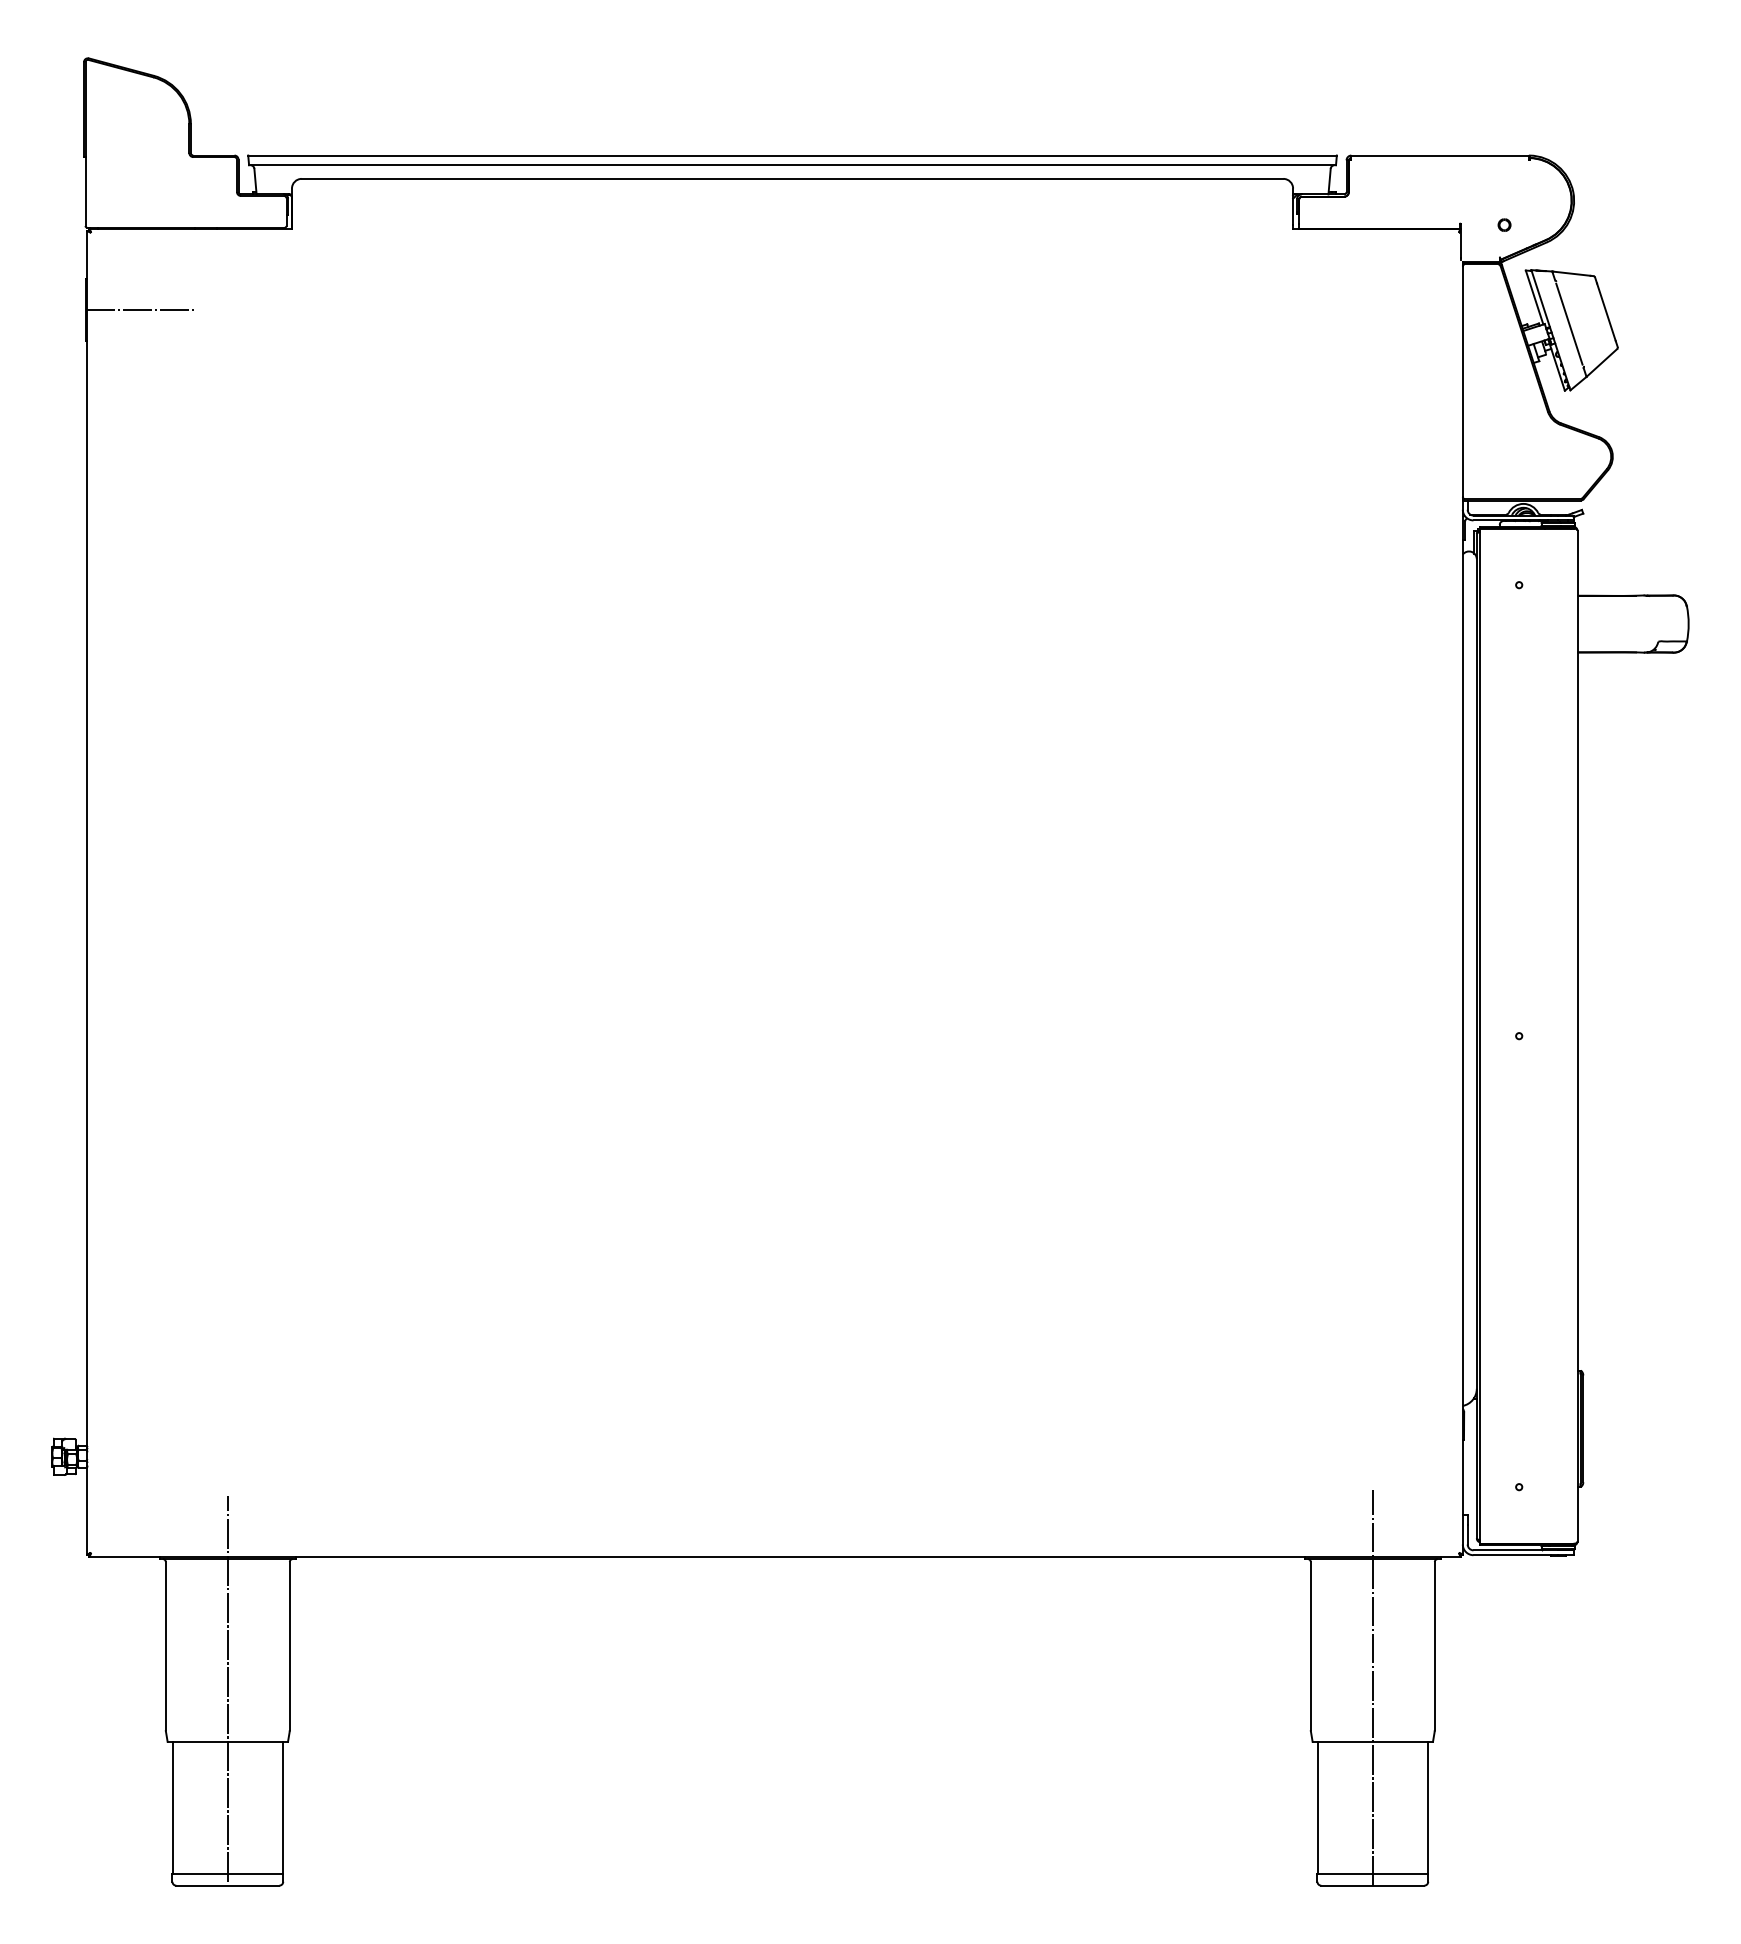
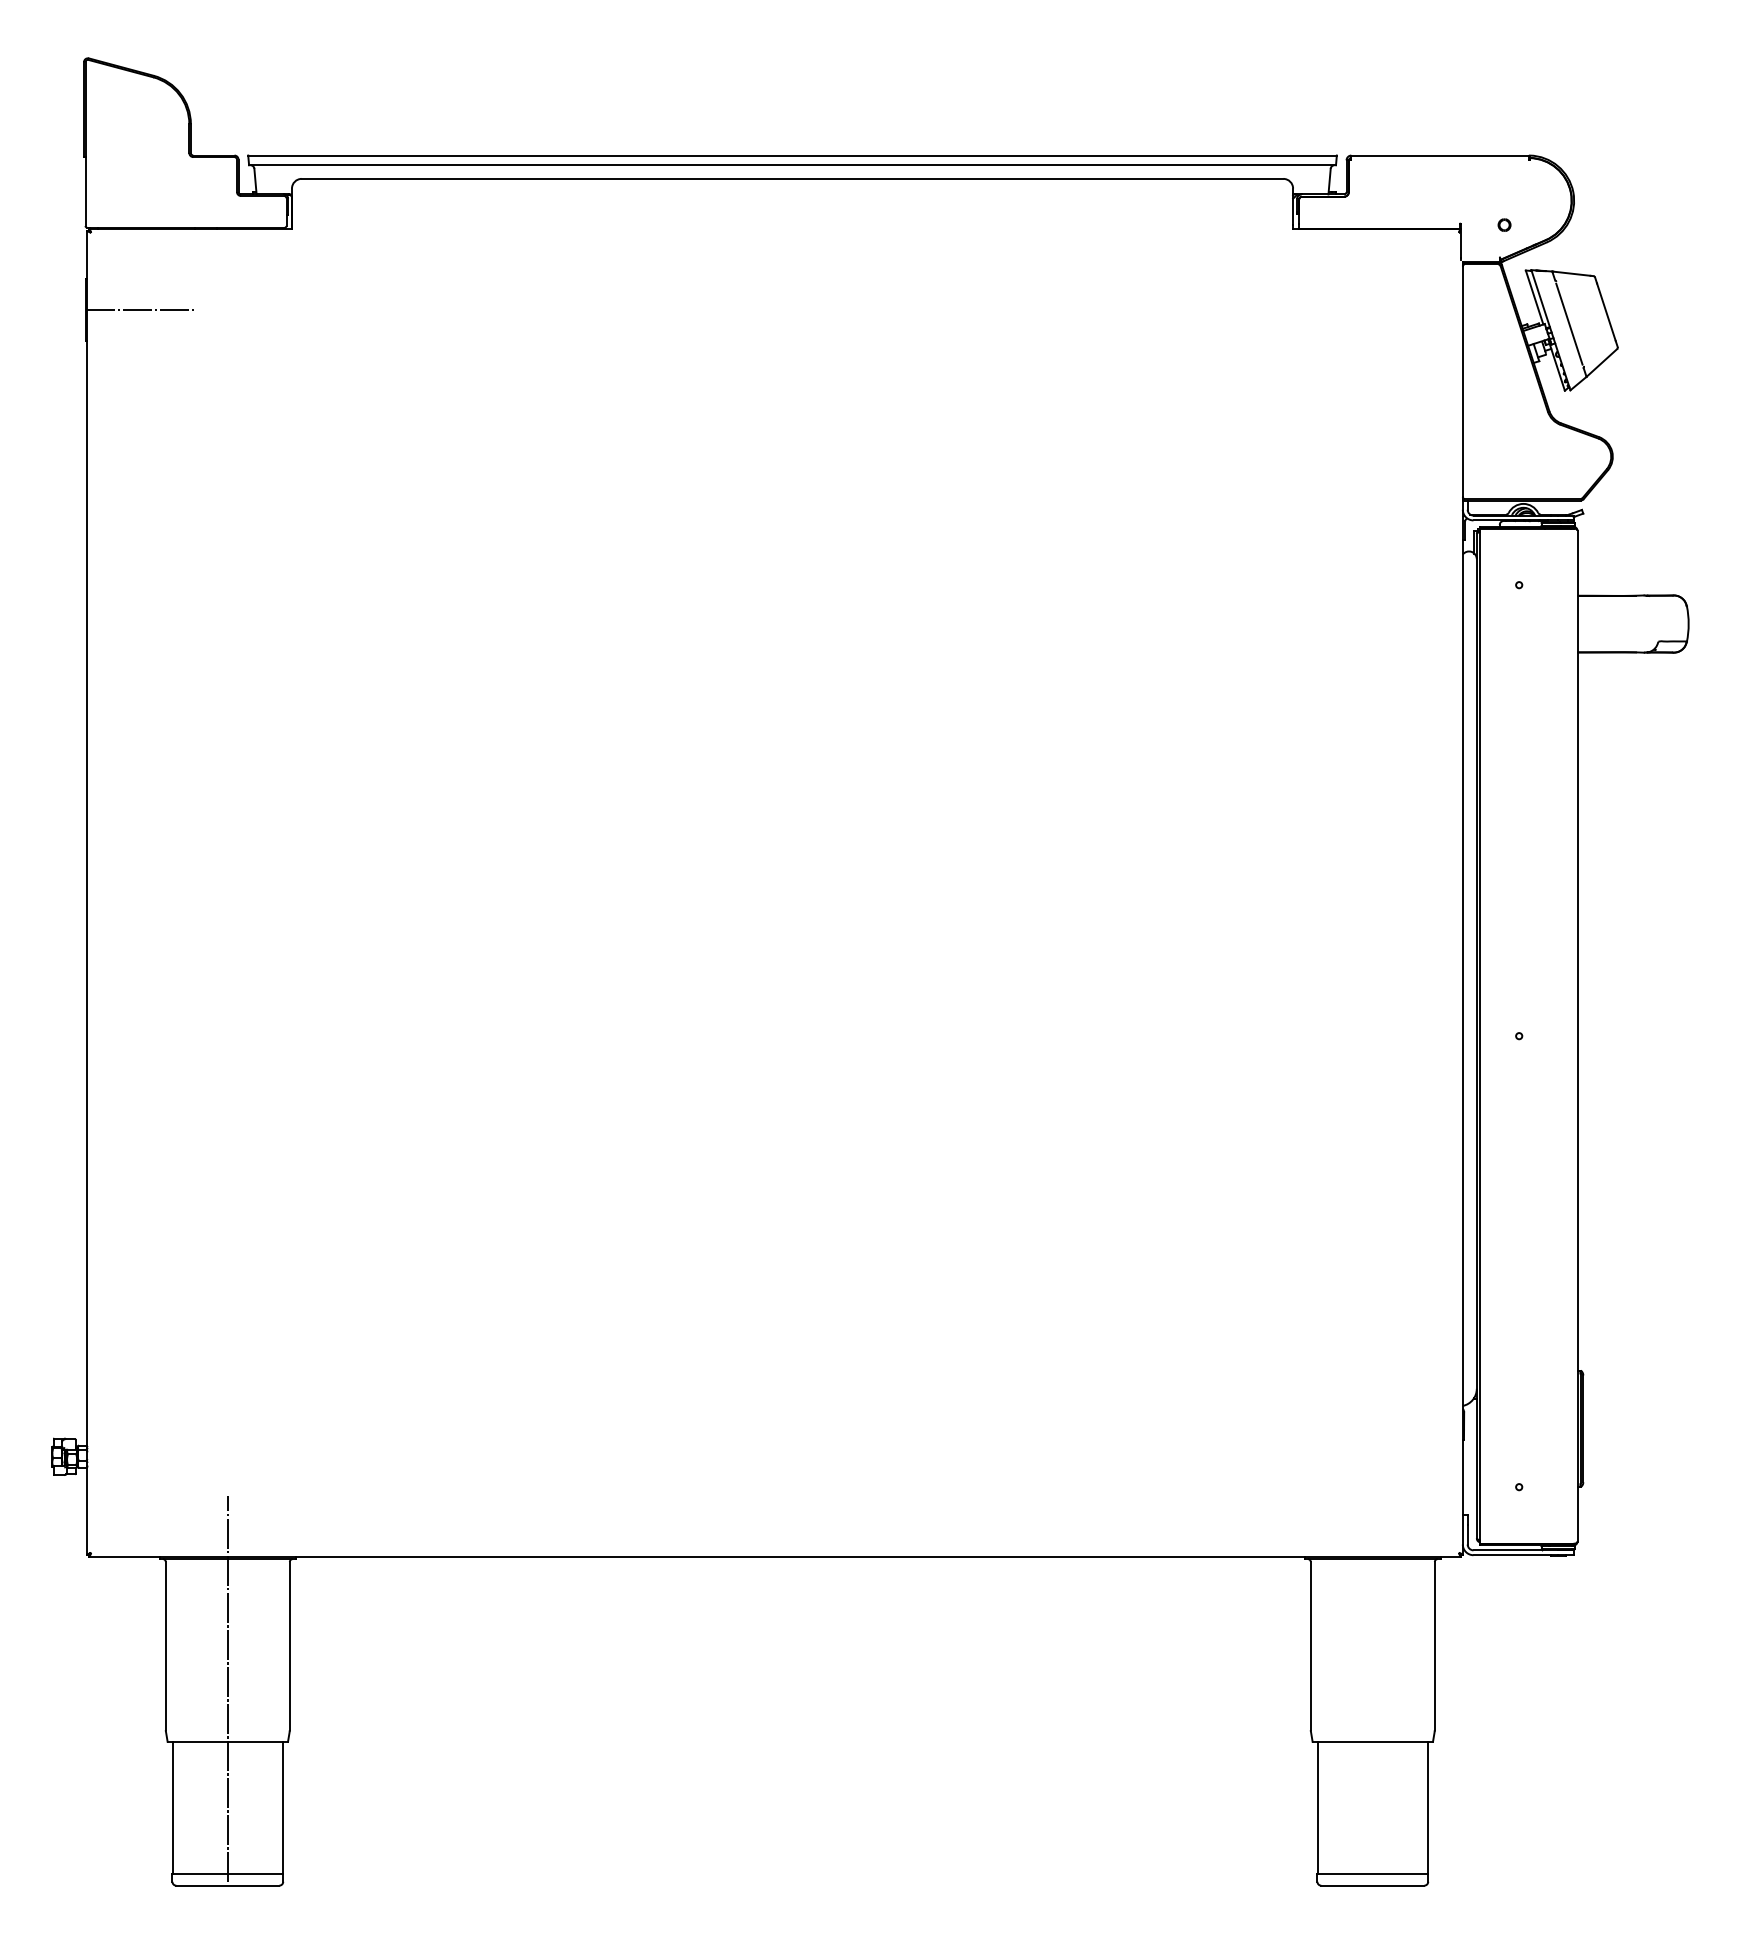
line: present -> none (1372, 1687)
